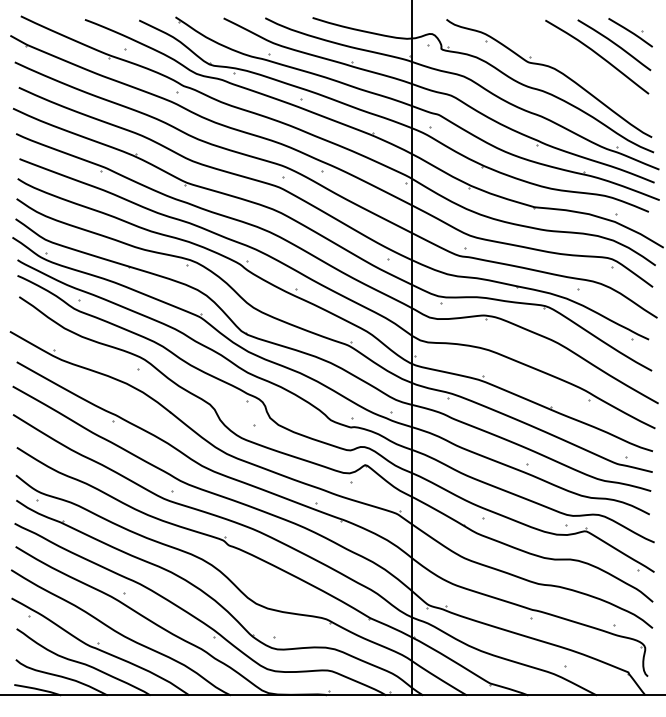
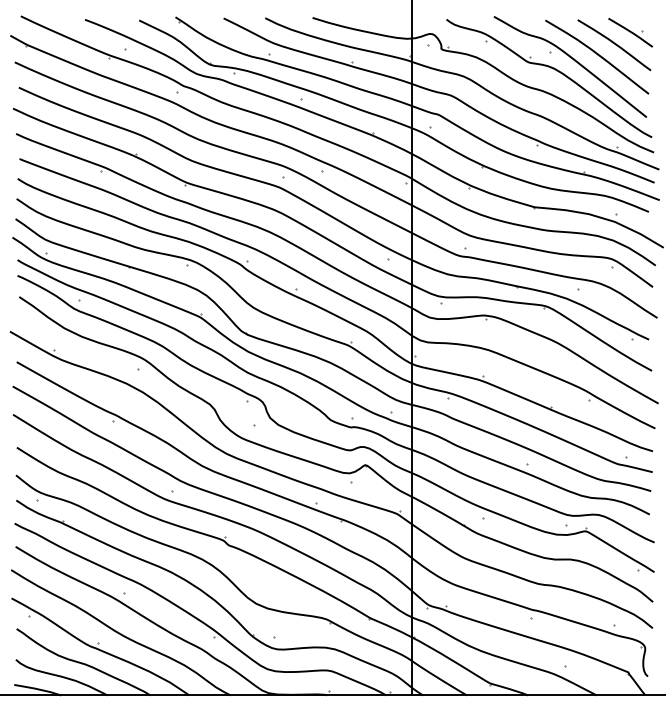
part: none -> present (574, 61)
